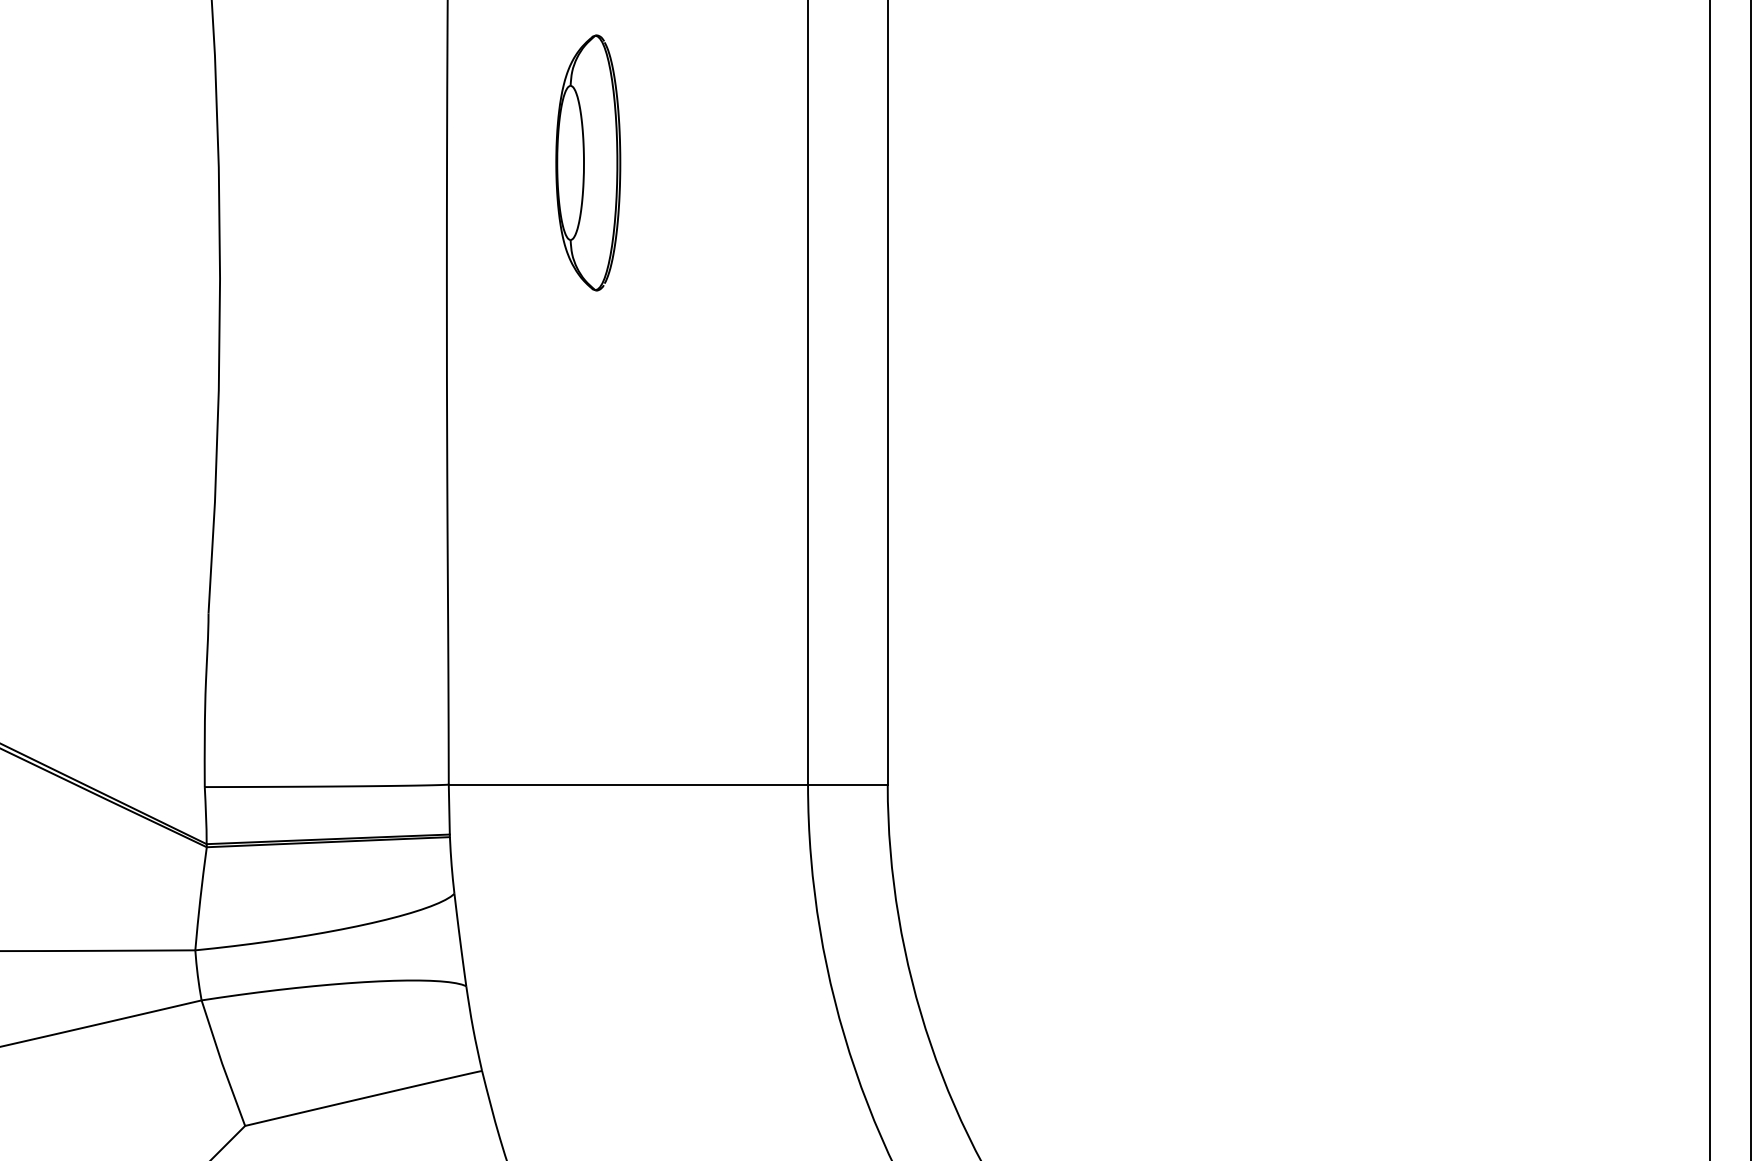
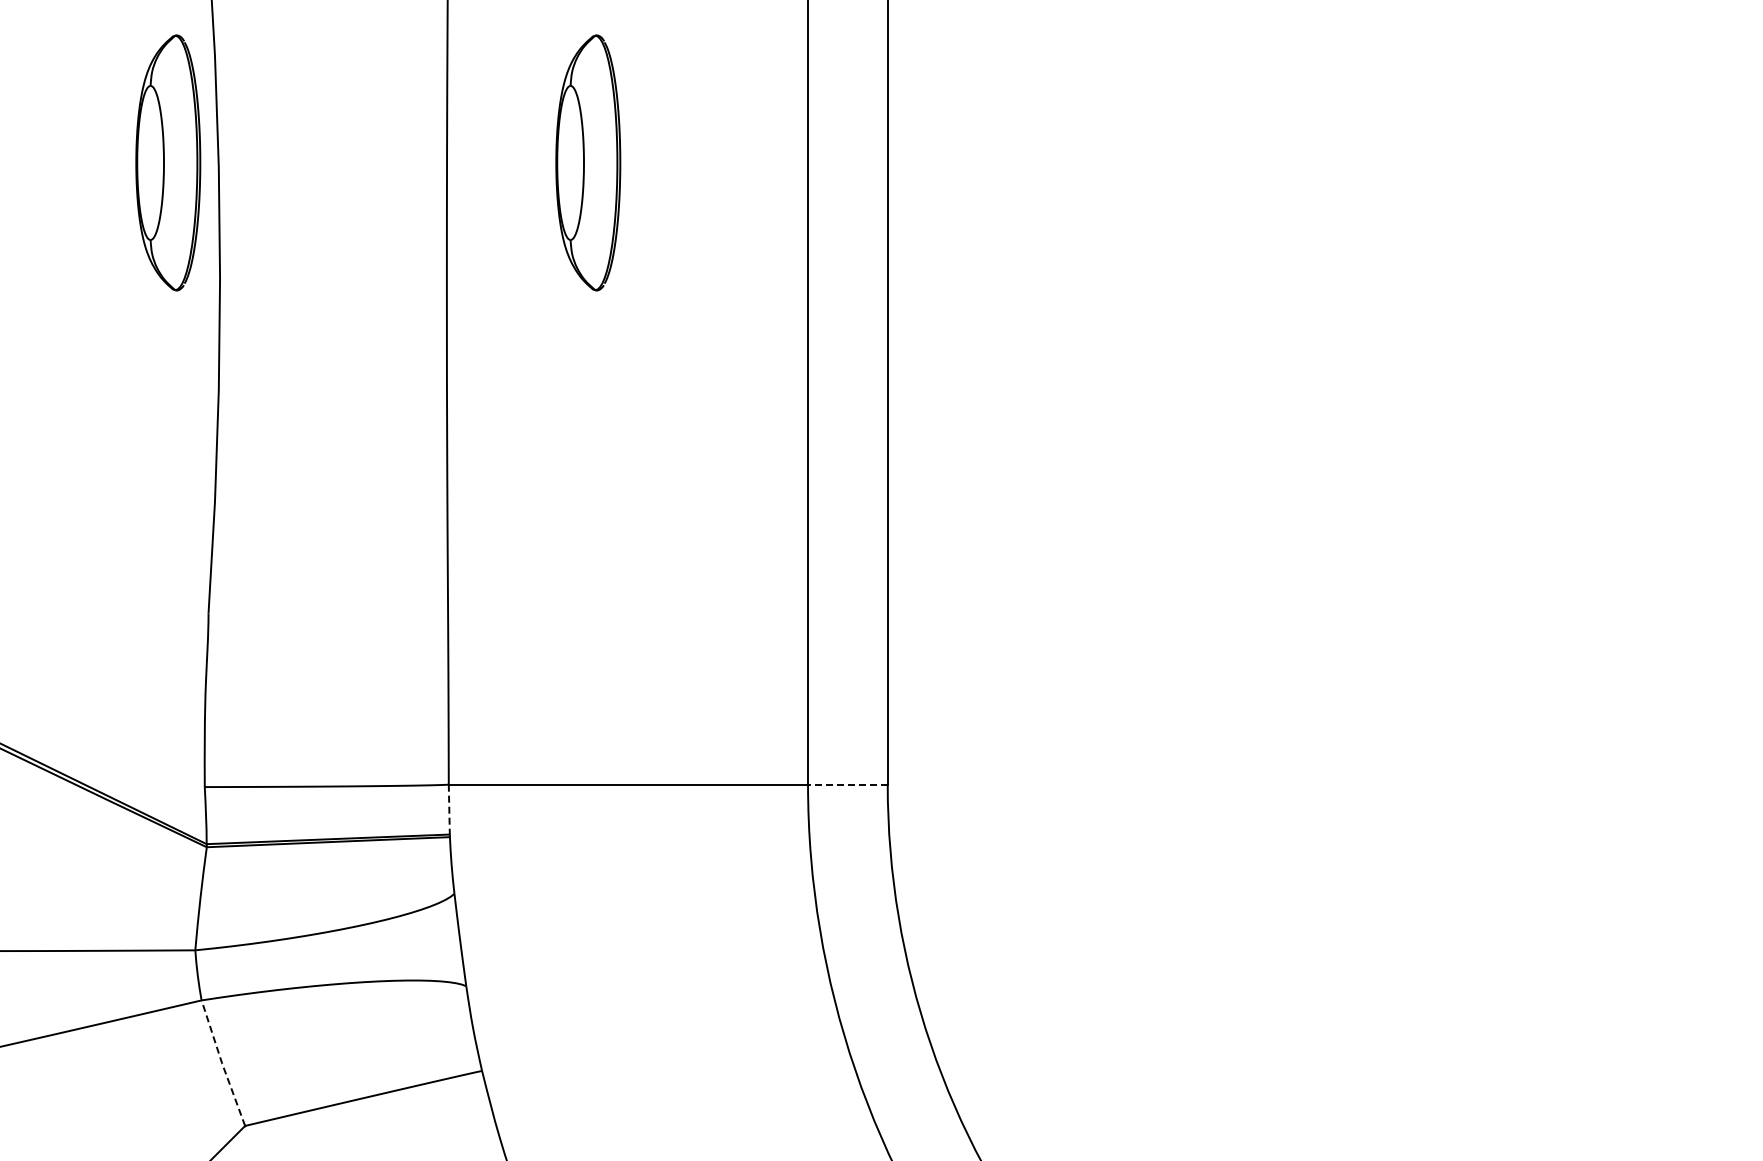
part: none -> present (168, 162)
line: present -> none (1710, 579)
line: present -> none (1750, 579)
line: solid -> dashed (847, 784)
line: solid -> dashed (449, 809)
line: solid -> dashed (222, 1063)
